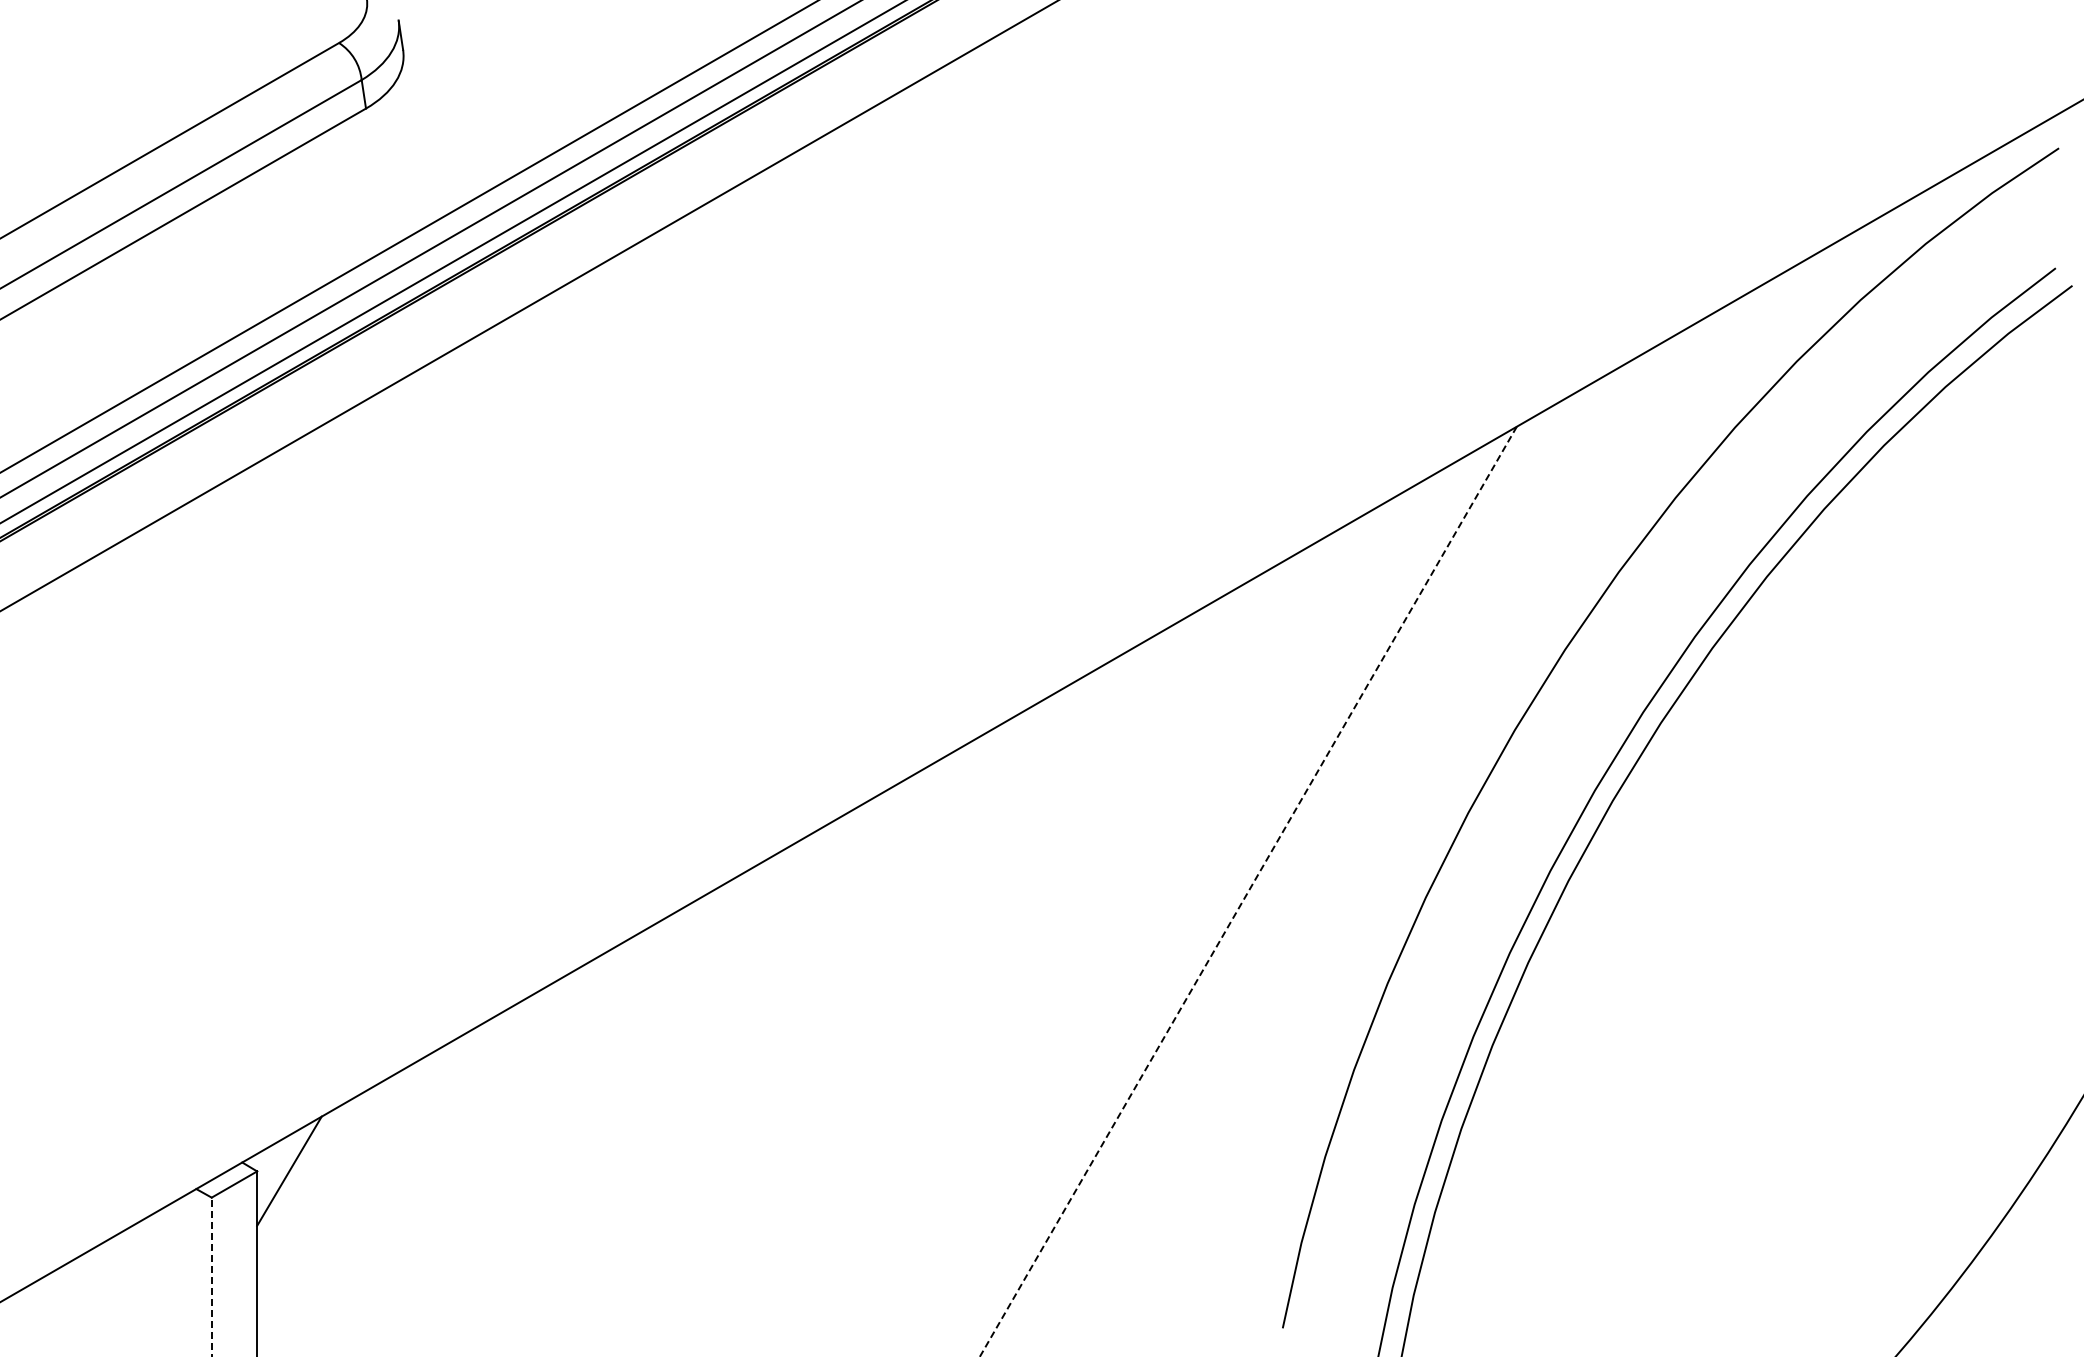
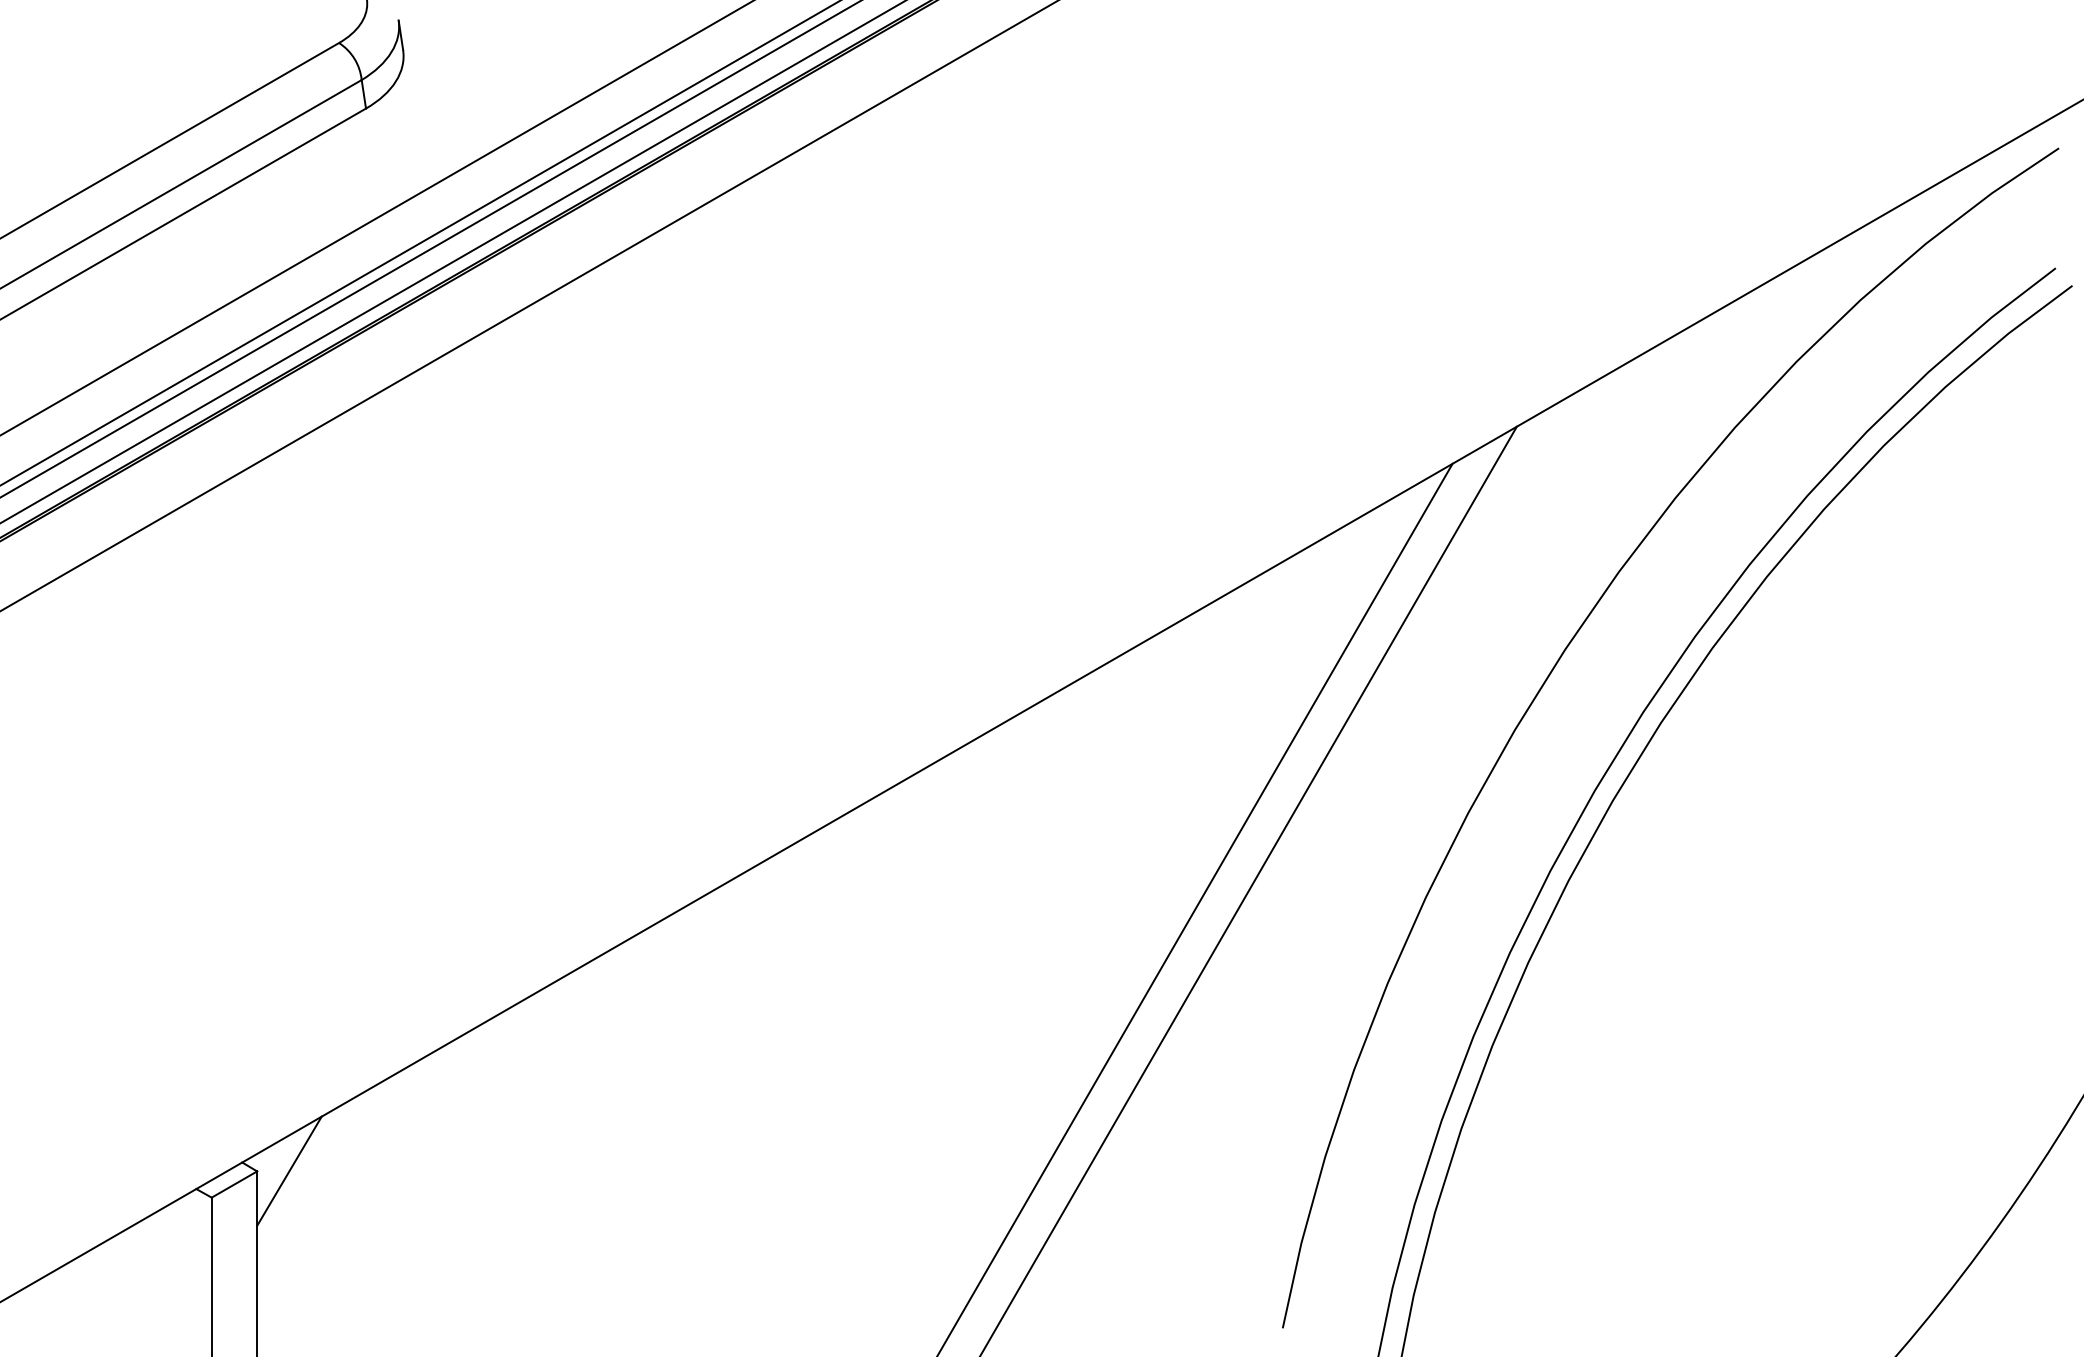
line position: (408, 236) -> (376, 218) (376, 218)
line: none -> present (419, 243)
line: dashed -> solid (1248, 891)
line: none -> present (1195, 908)
line: dashed -> solid (211, 1276)
